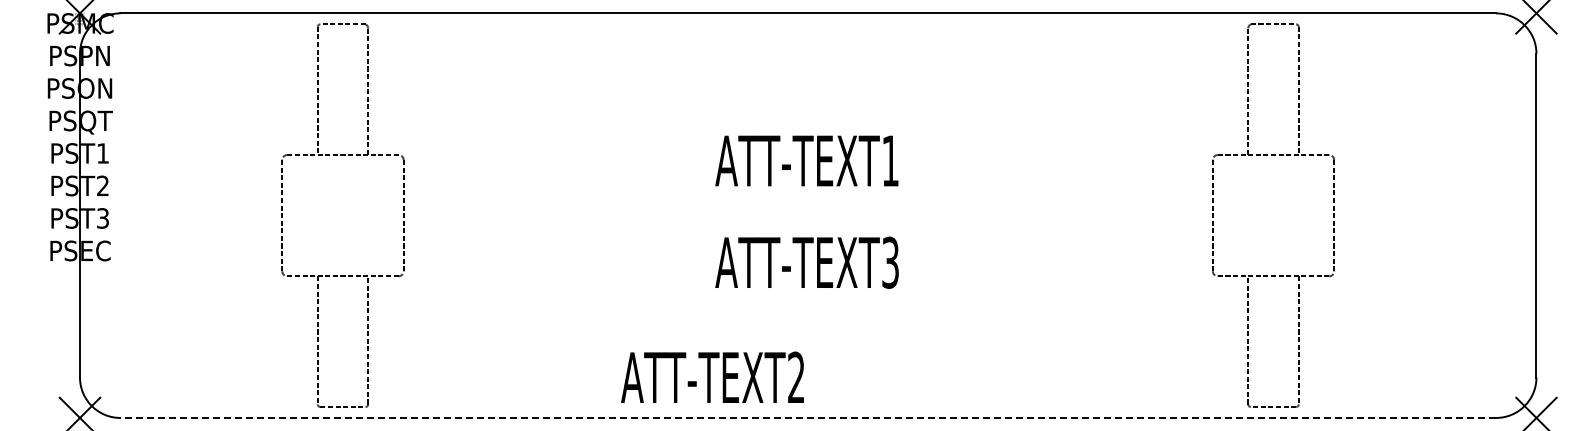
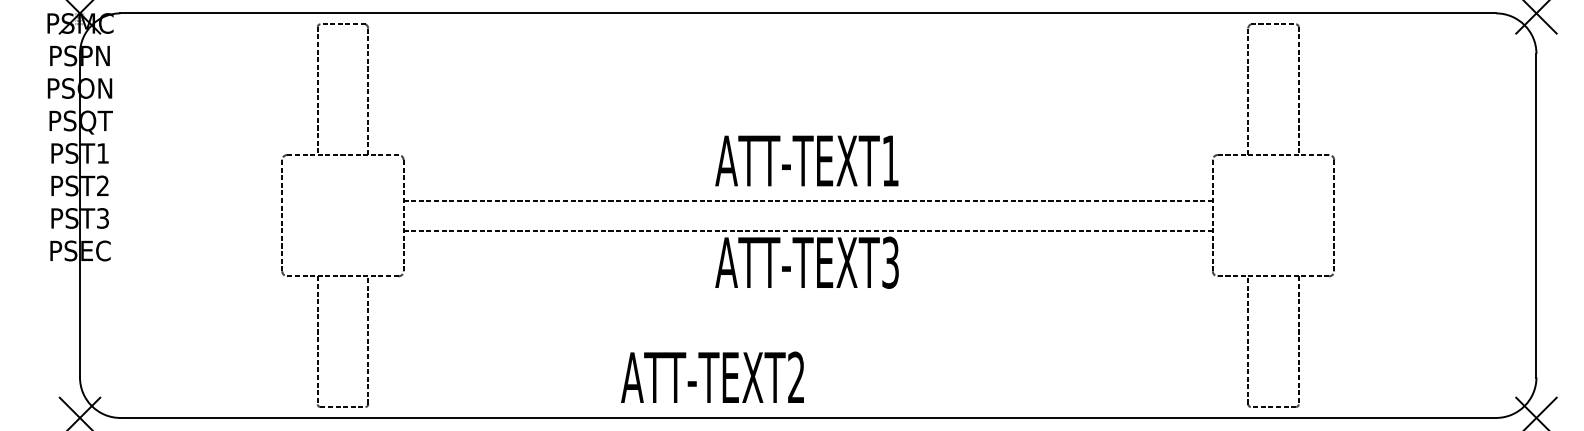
line: none -> present (807, 200)
line: none -> present (807, 230)
line: dashed -> solid (808, 417)
